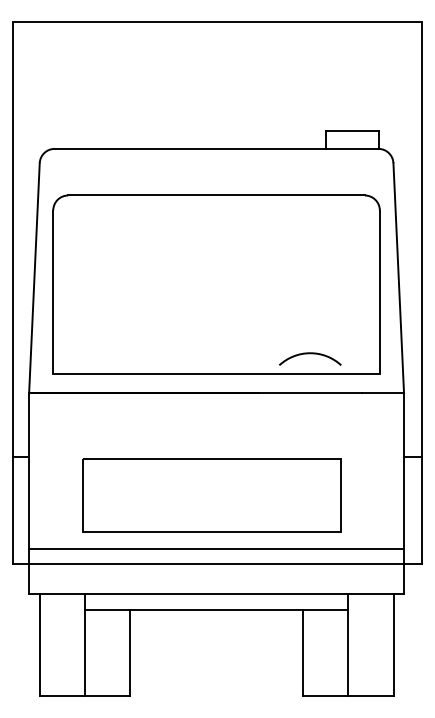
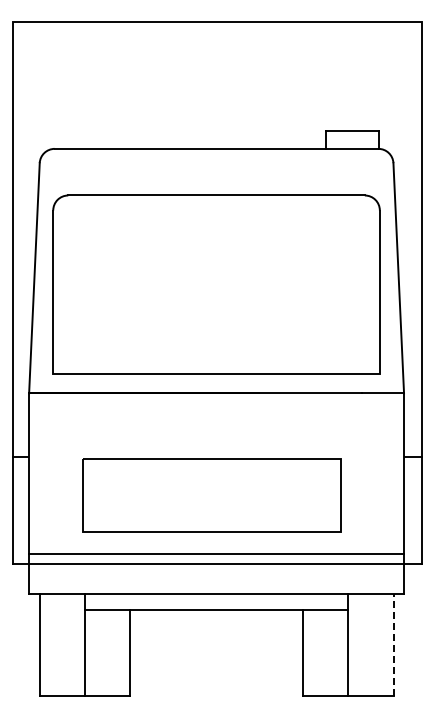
arc: present -> none (310, 354)
line position: (216, 549) -> (216, 554) (216, 554)
line: solid -> dashed (393, 644)
